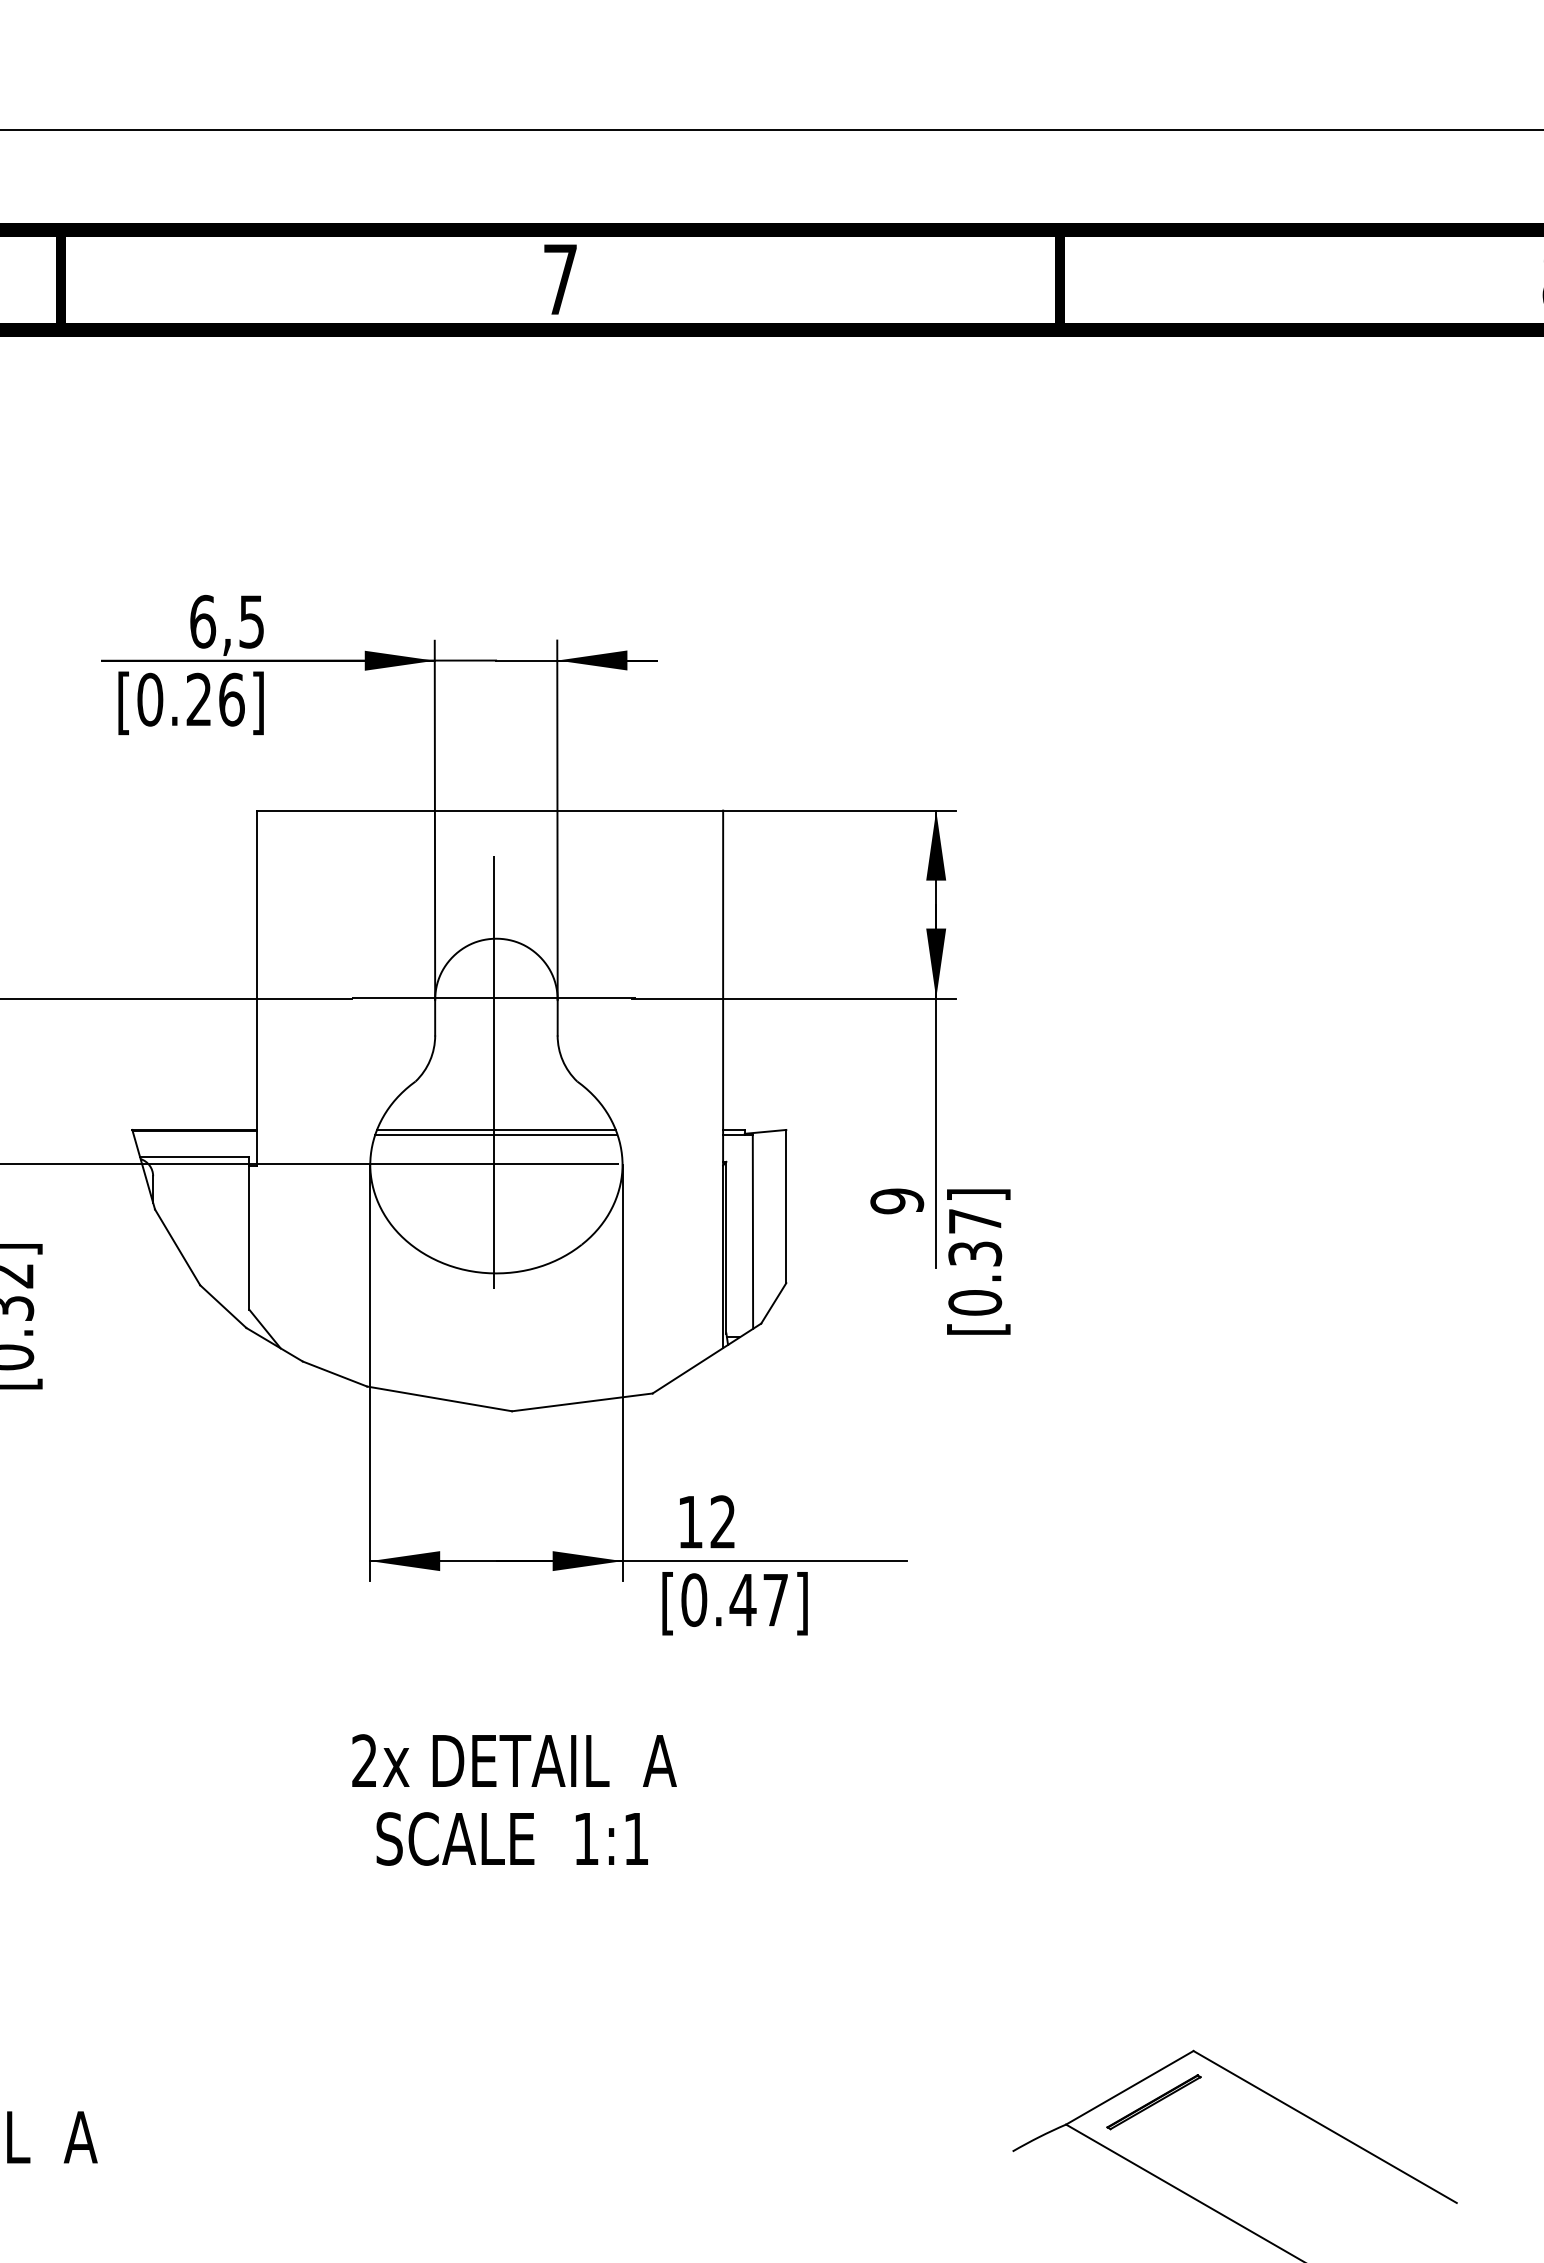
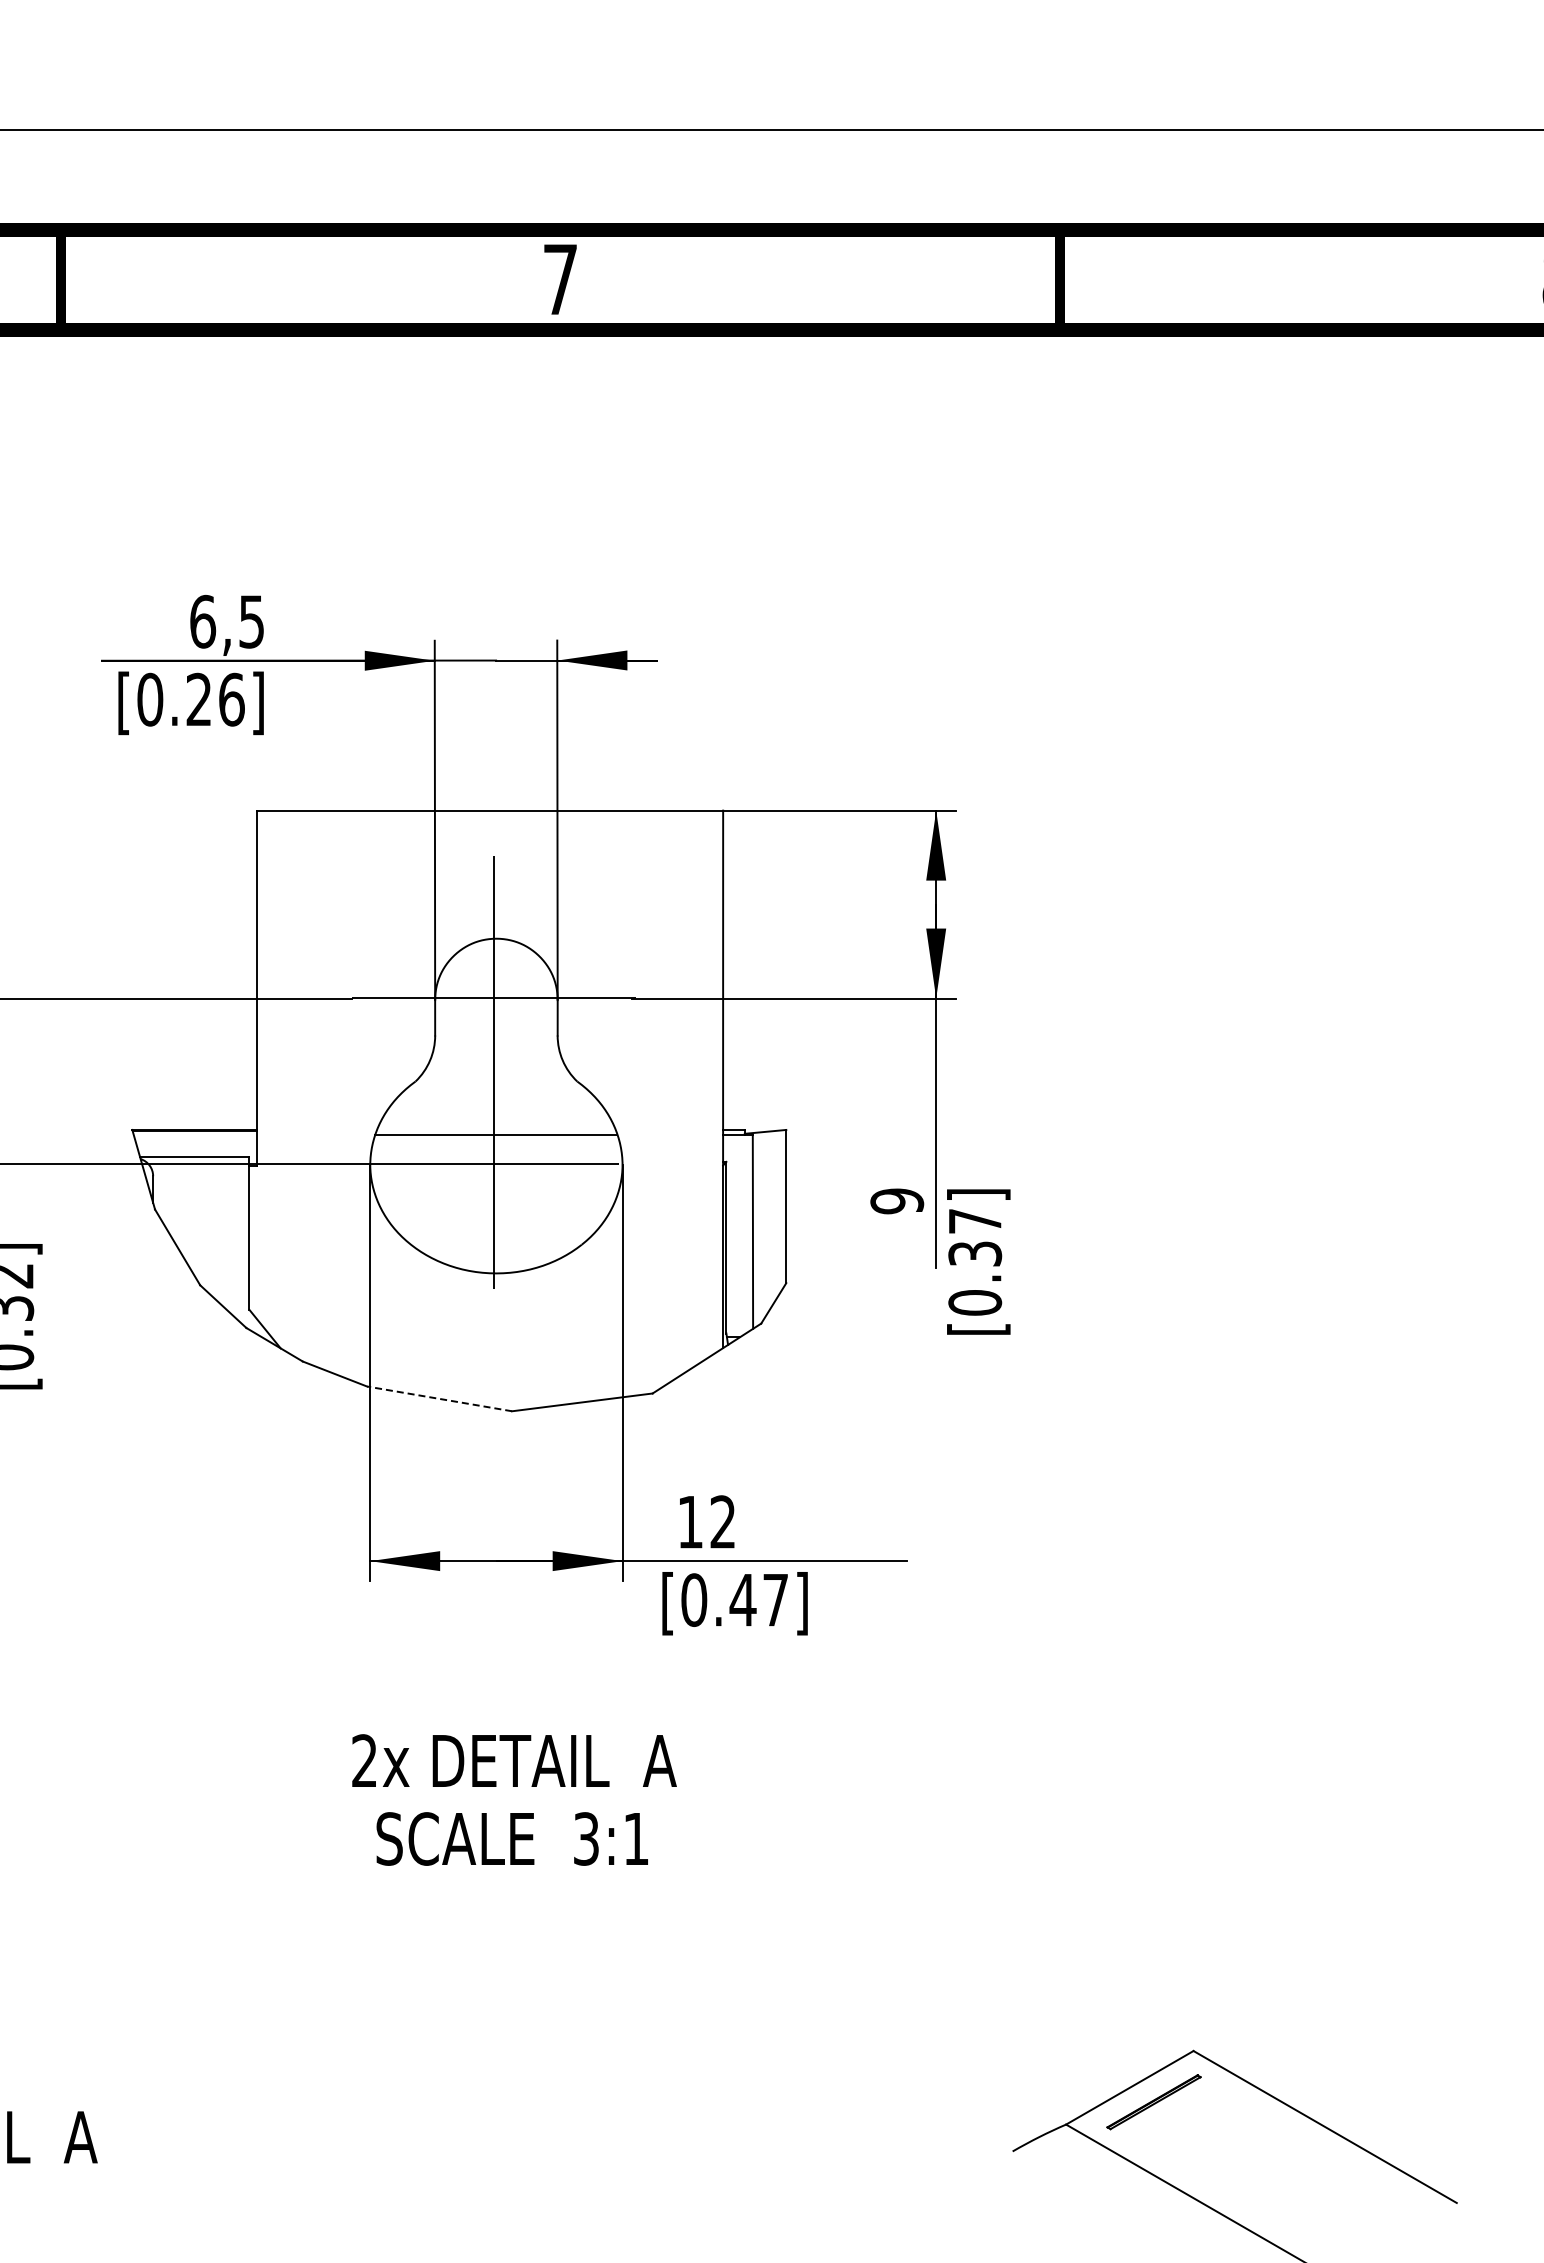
line: present -> none (496, 1129)
line: solid -> dashed (439, 1398)
text: 1:1 -> 3:1 (586, 1838)
